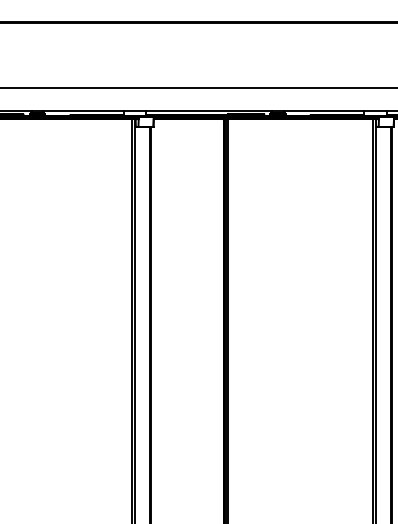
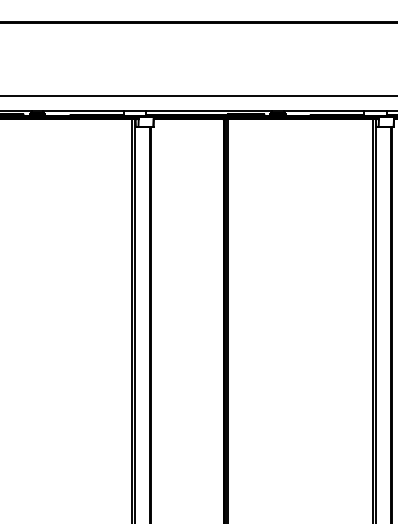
line position: (198, 88) -> (198, 96) (198, 96)
